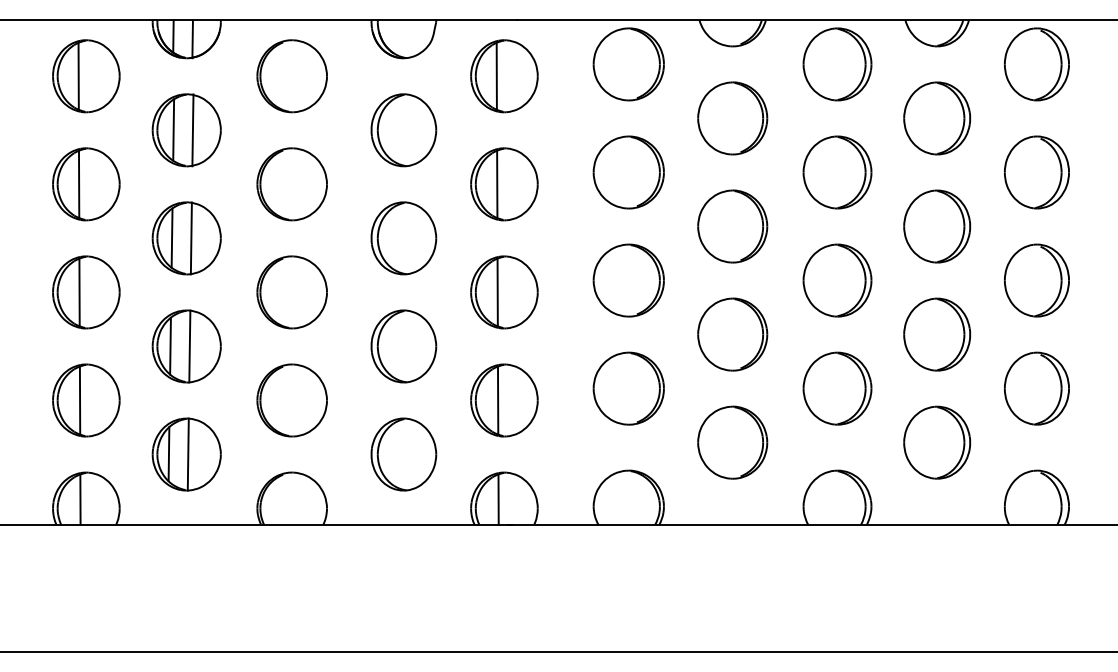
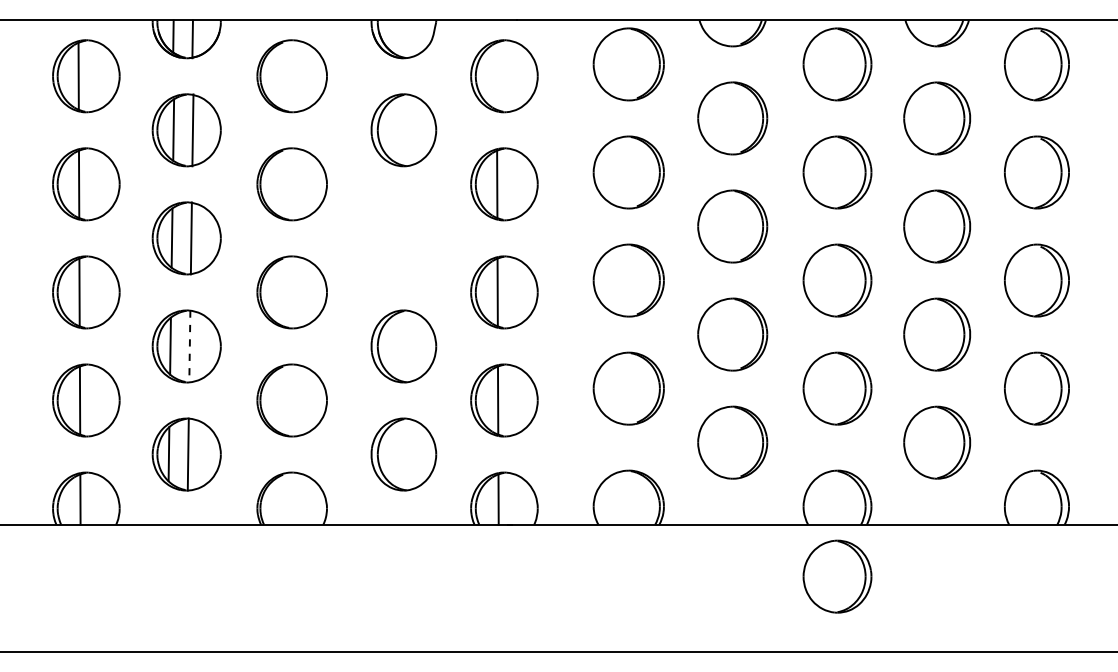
line: present -> none (496, 75)
part: present -> none (403, 238)
line: solid -> dashed (189, 346)
part: none -> present (837, 576)
